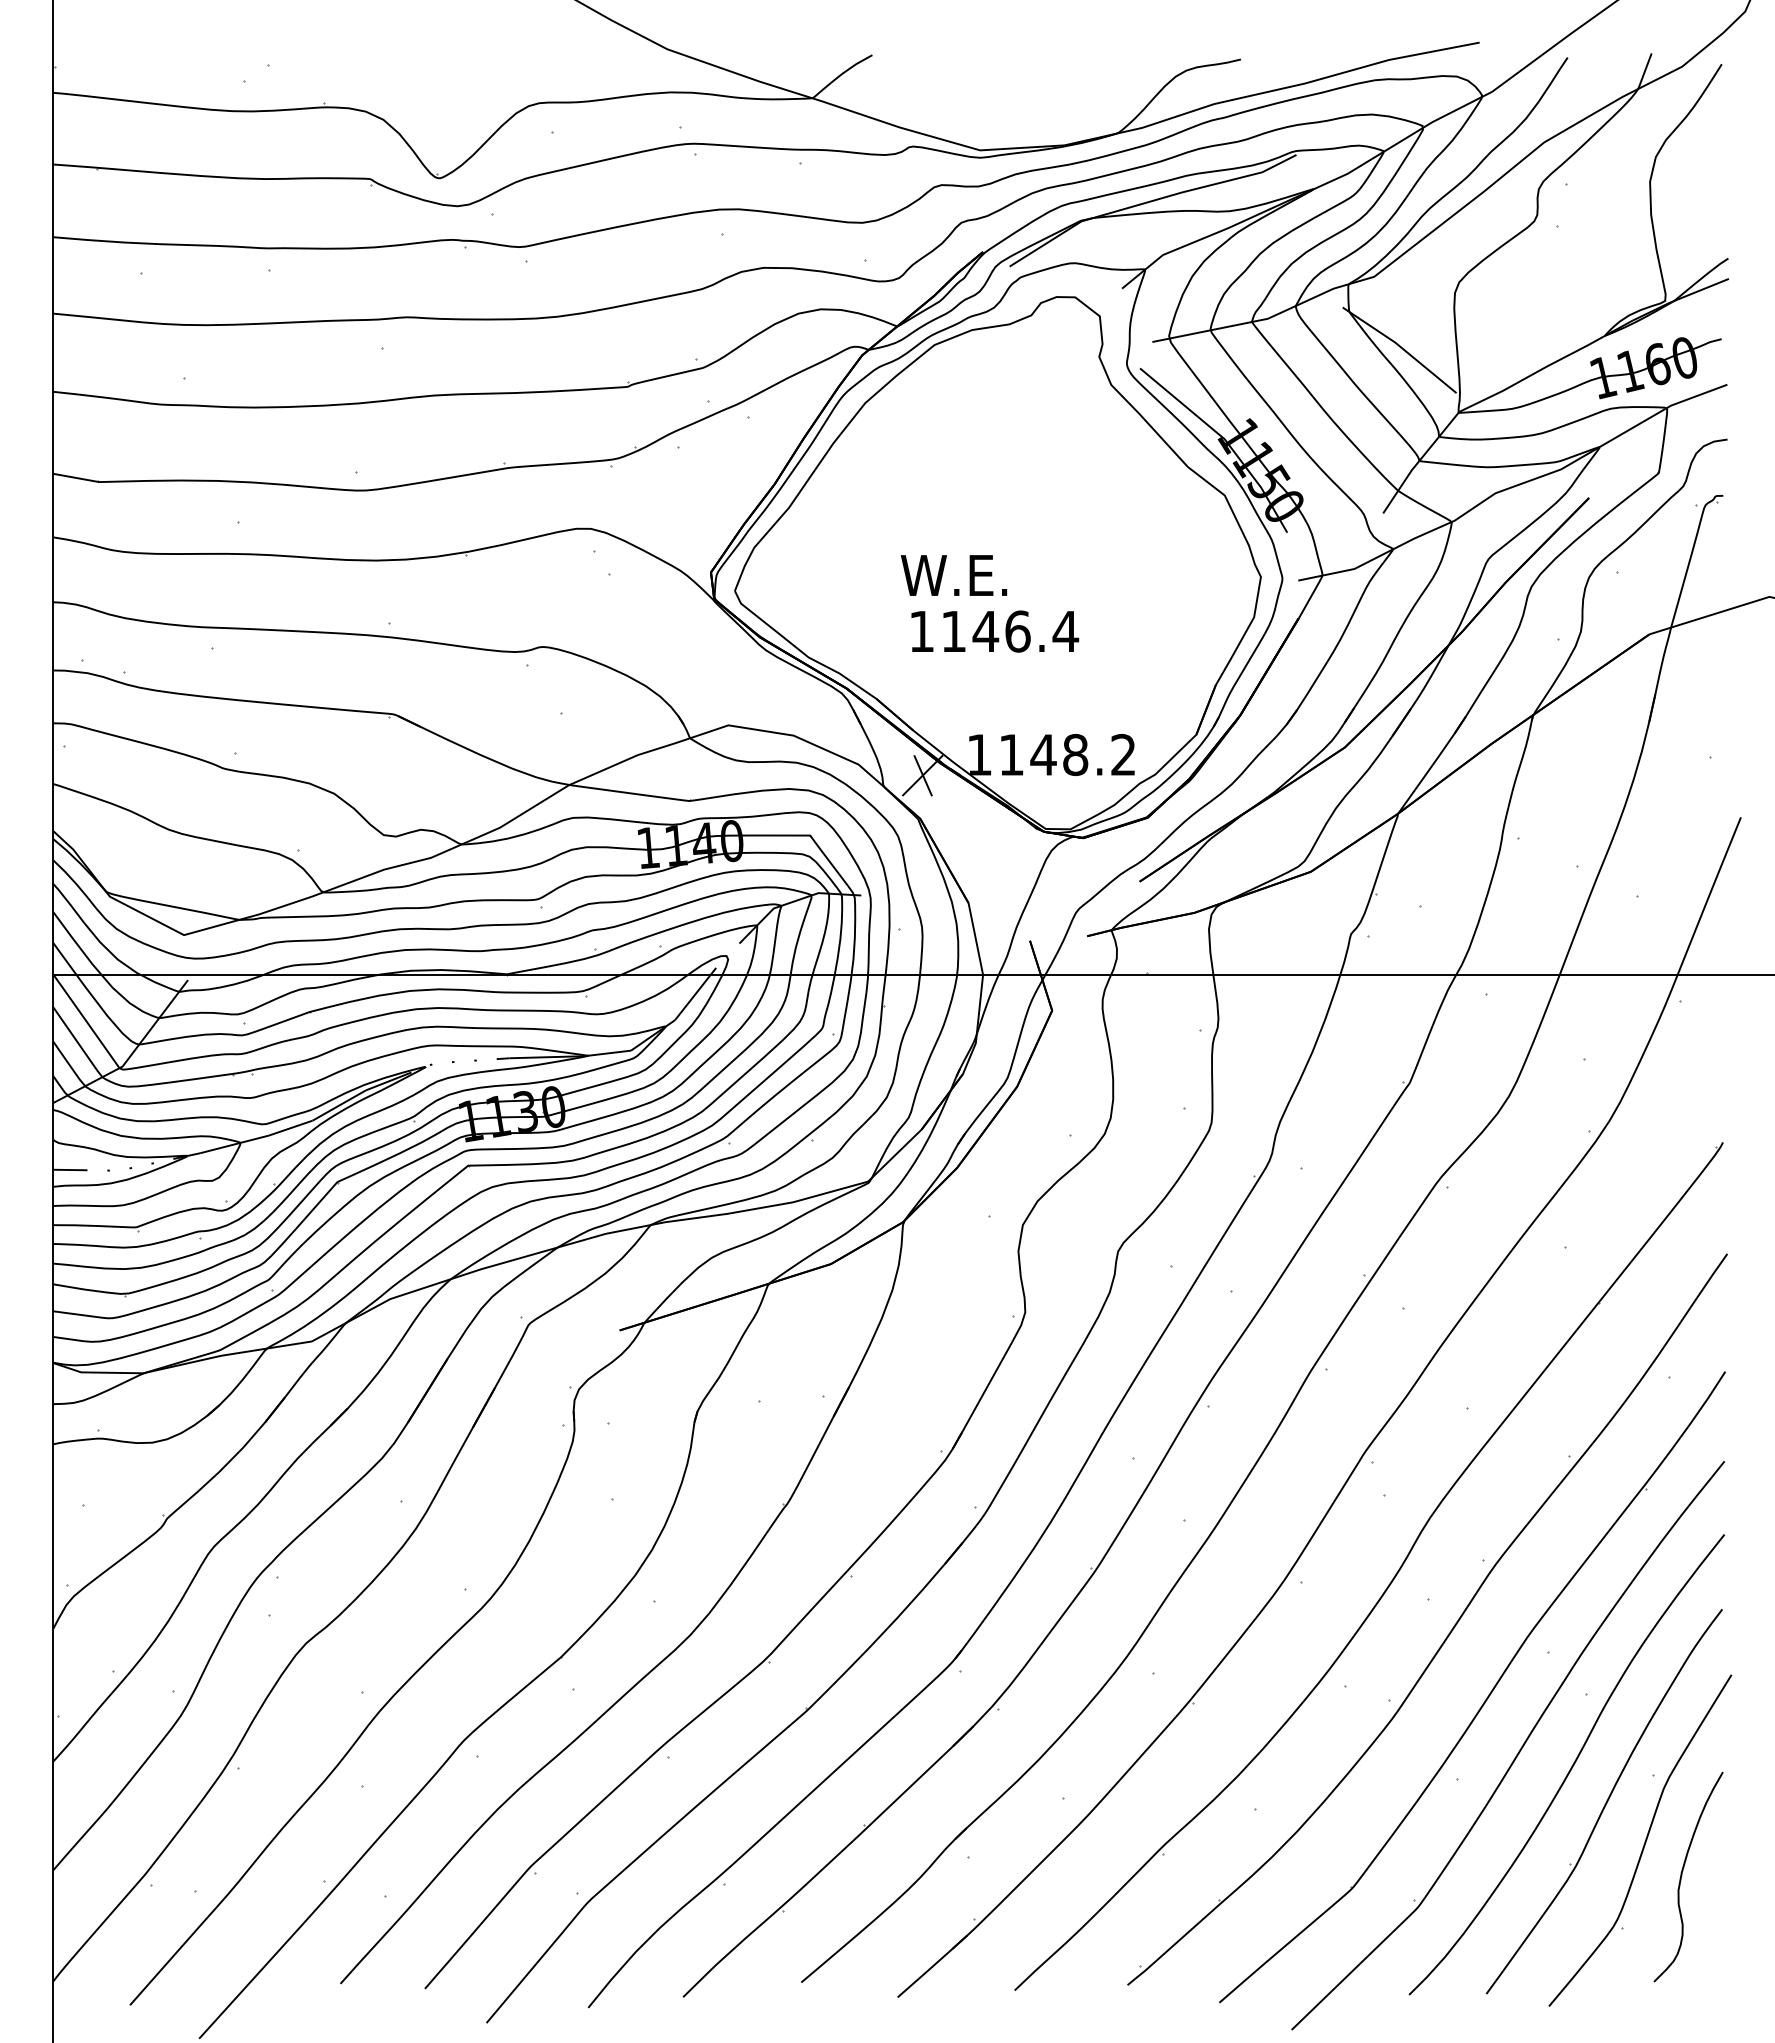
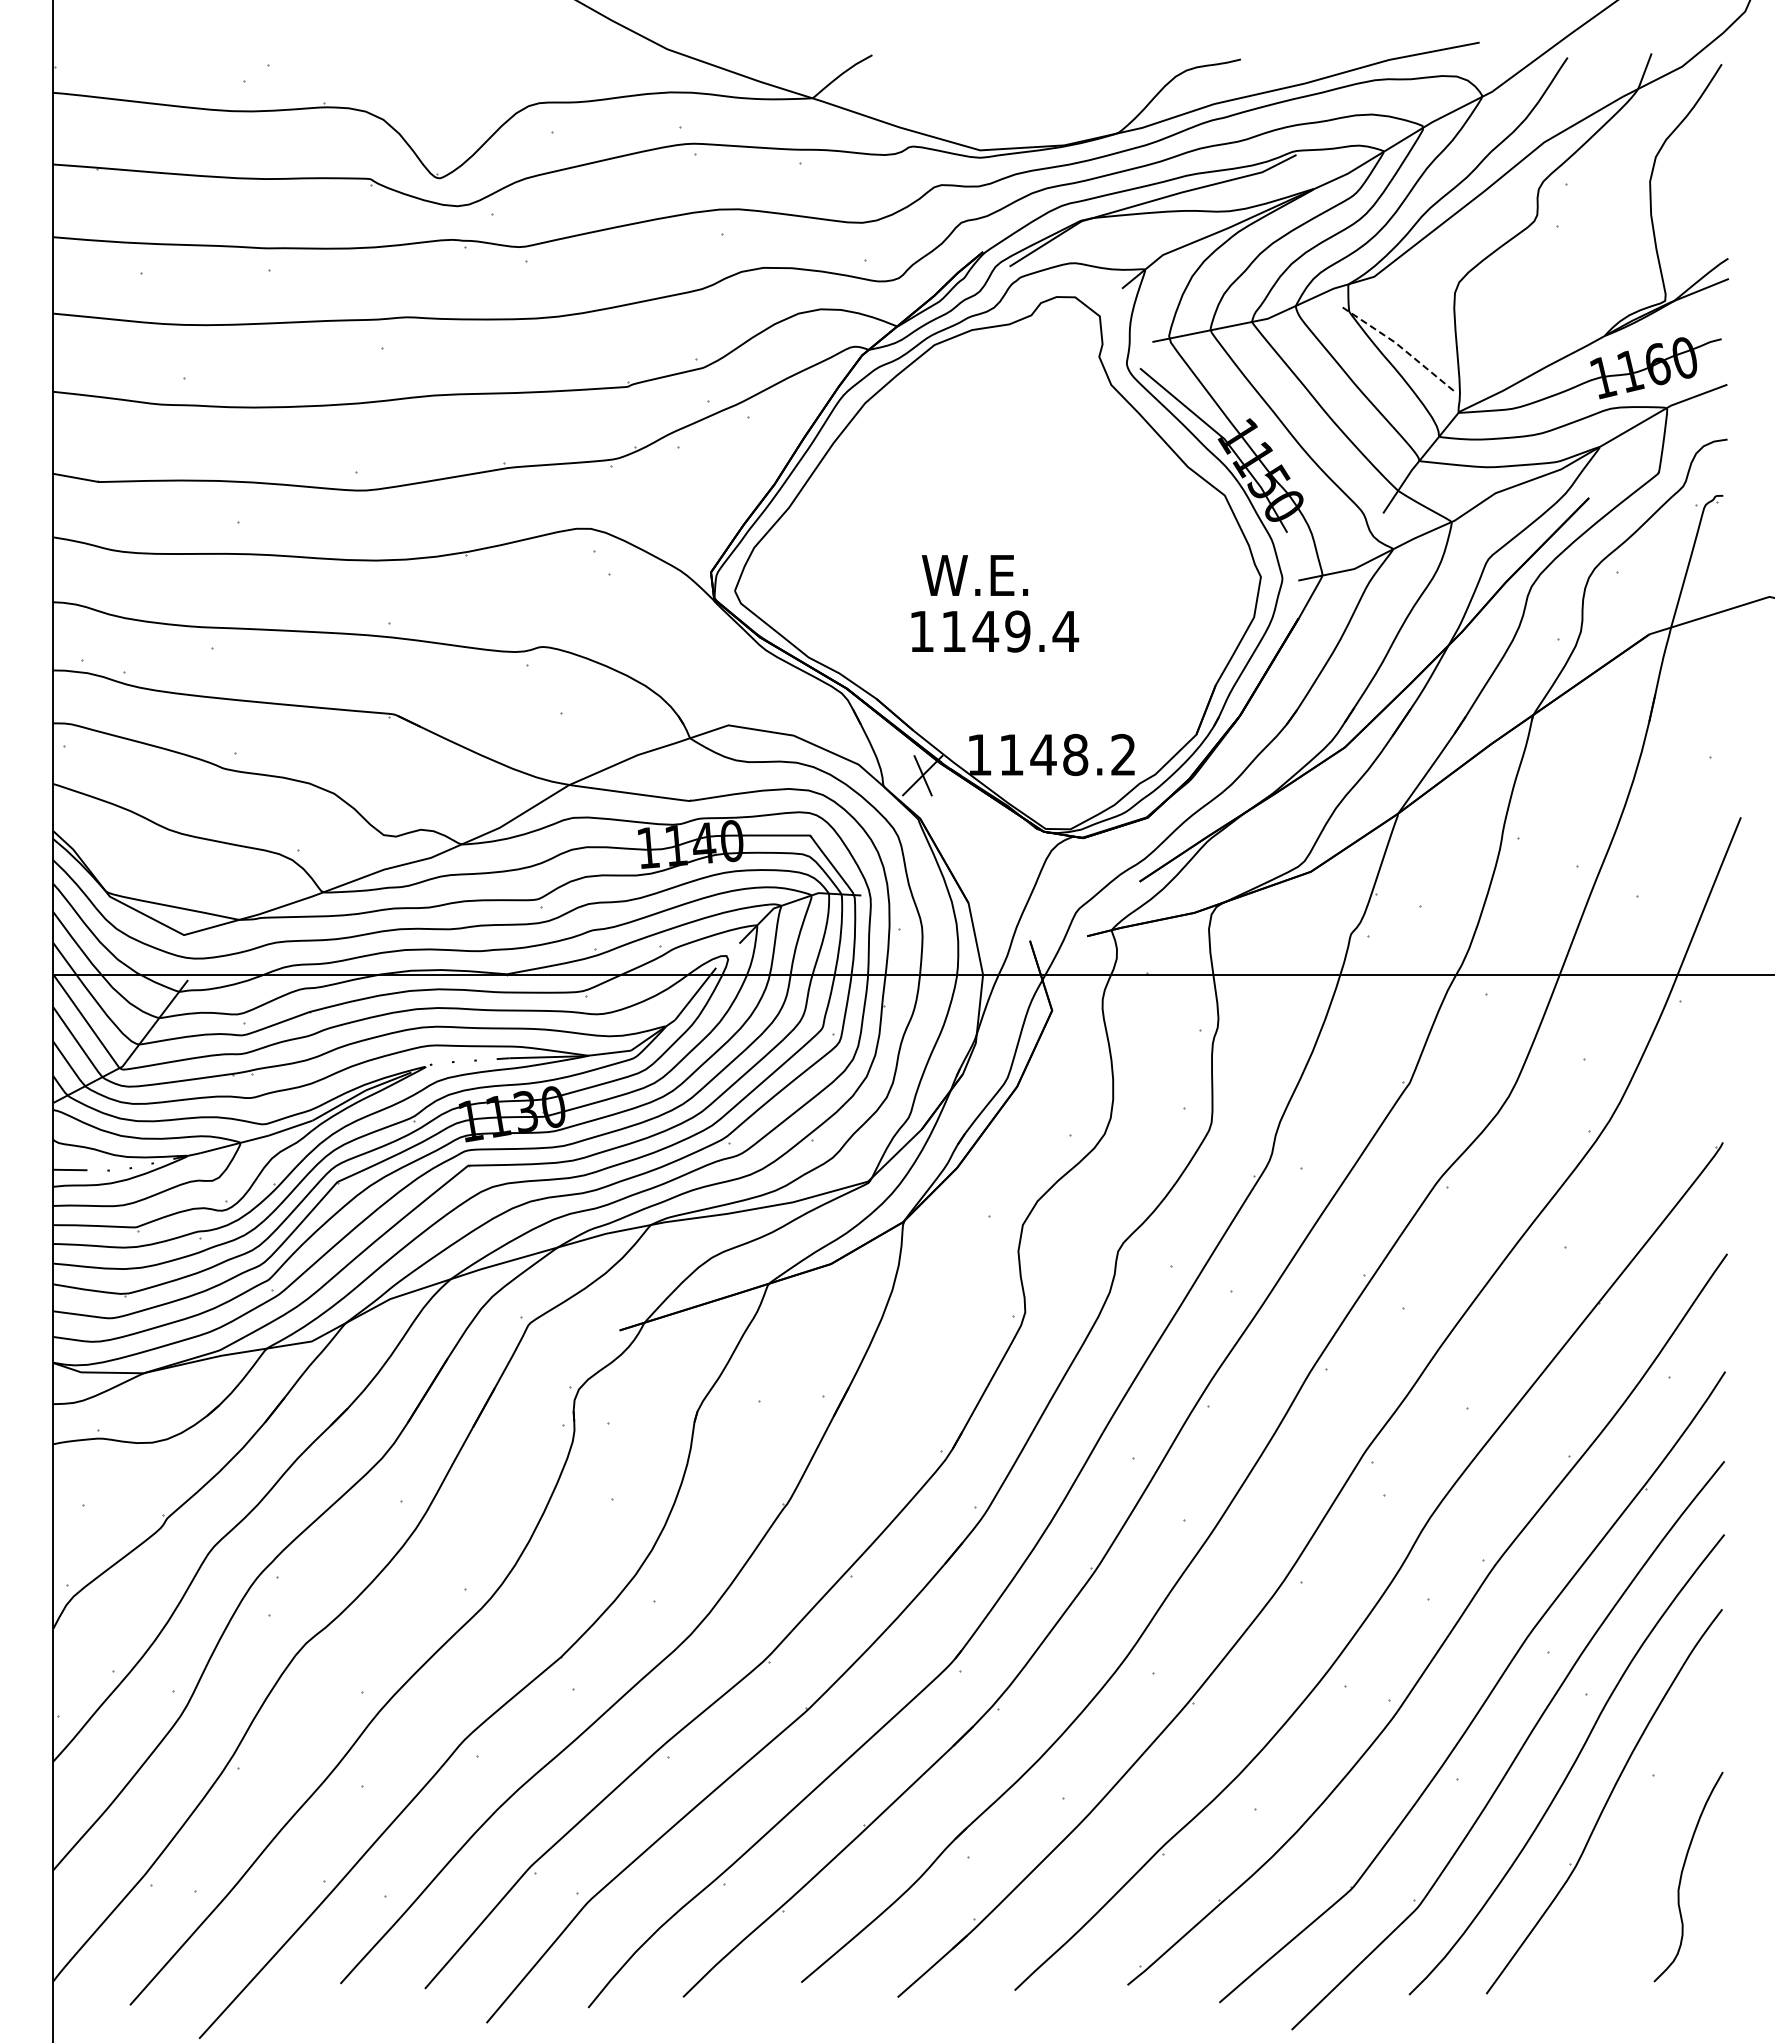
line: solid -> dashed (1401, 347)
text position: (953, 575) -> (974, 575) (974, 575)
text: 1146.4 -> 1149.4 (1017, 631)
part: present -> none (1640, 1840)
